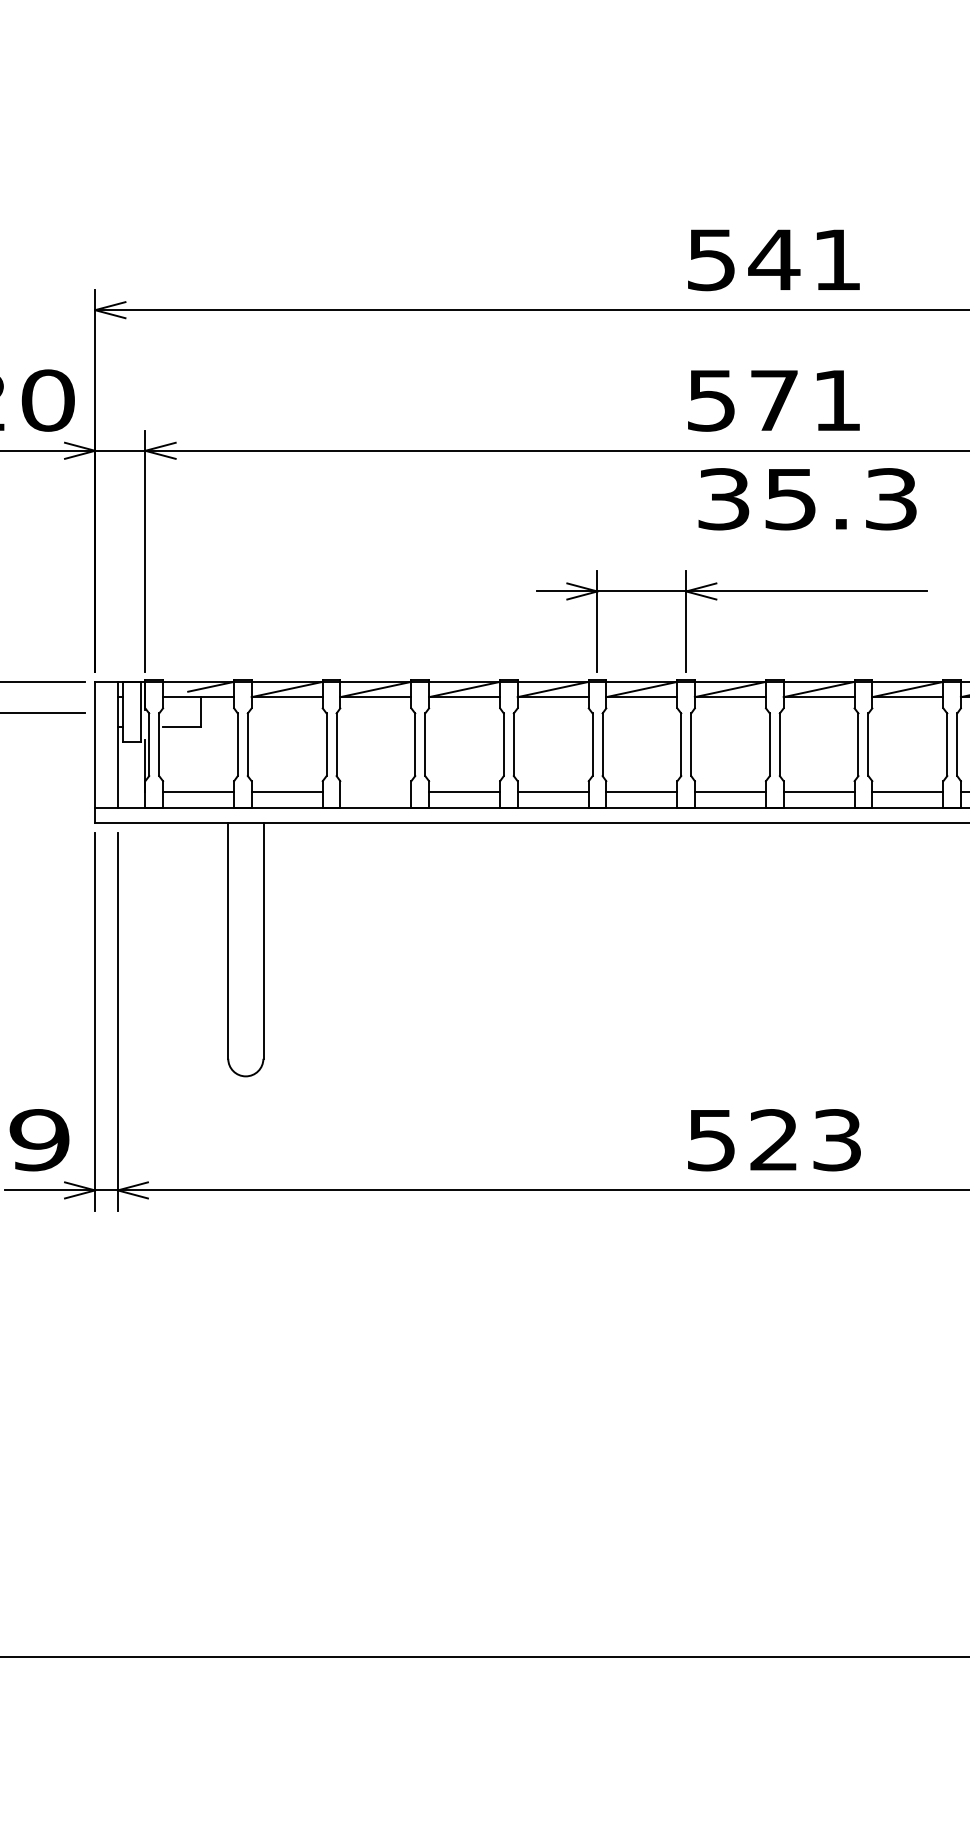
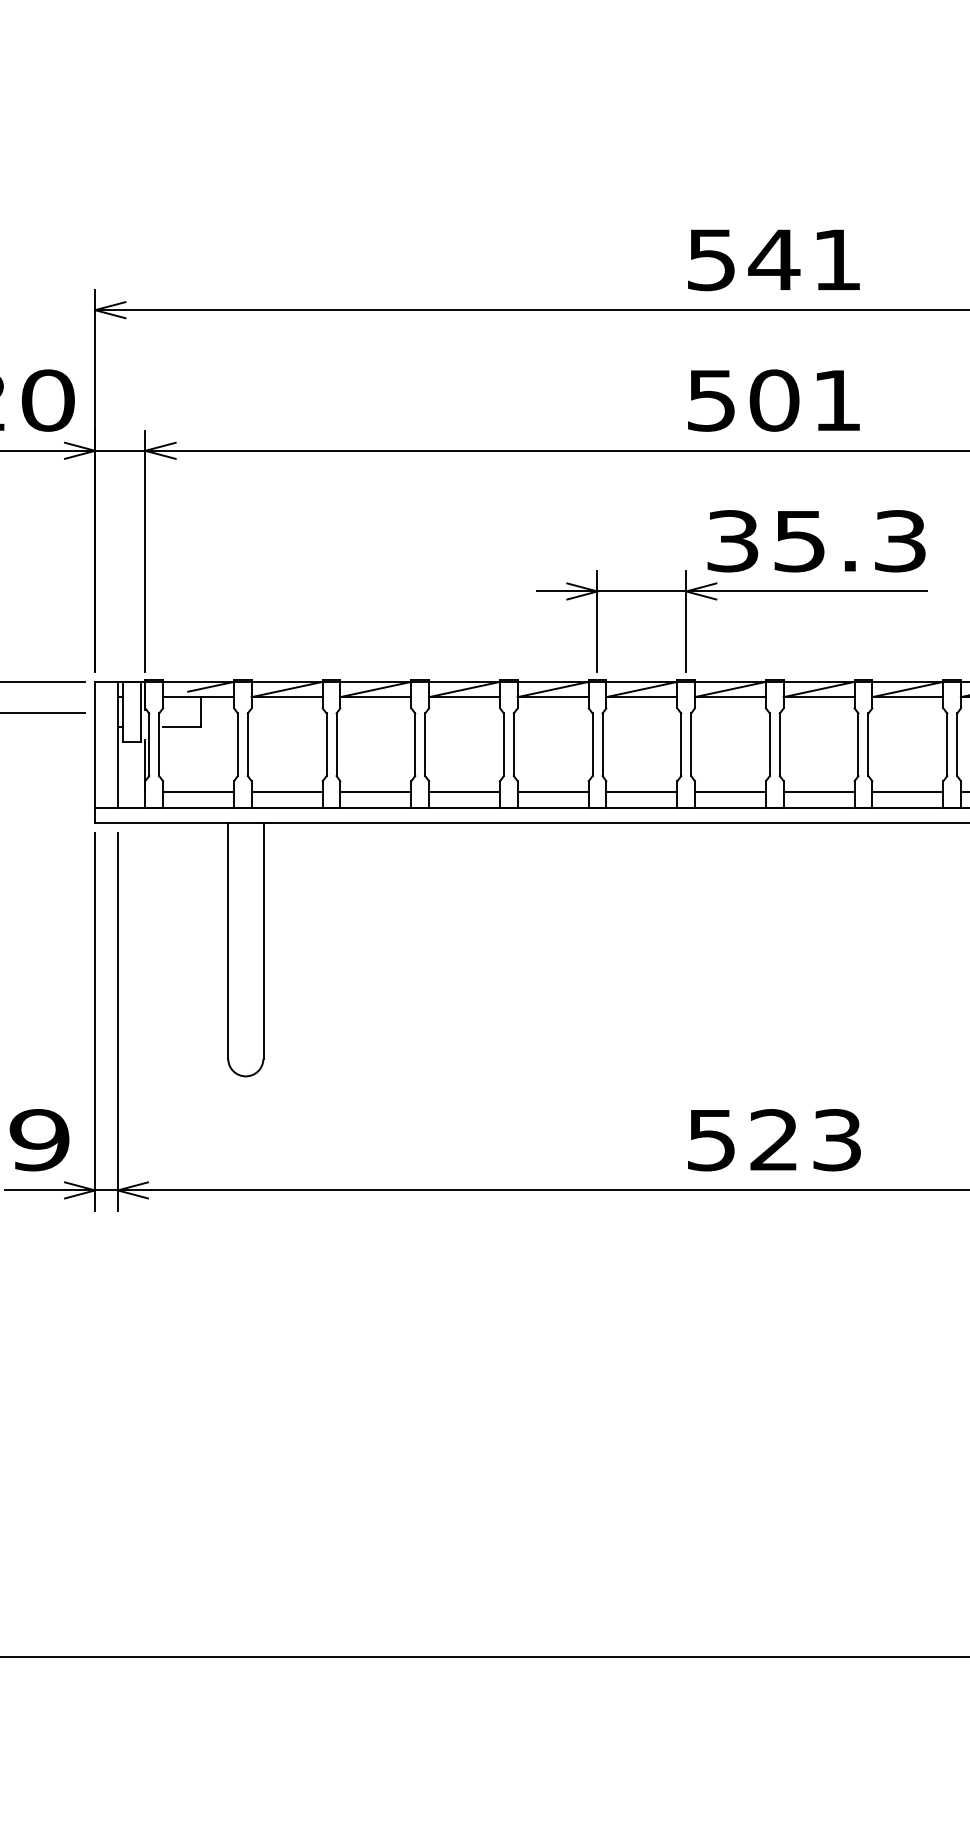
text: 571 -> 501 (774, 400)
text position: (807, 499) -> (816, 541) (816, 541)
line: none -> present (375, 792)
